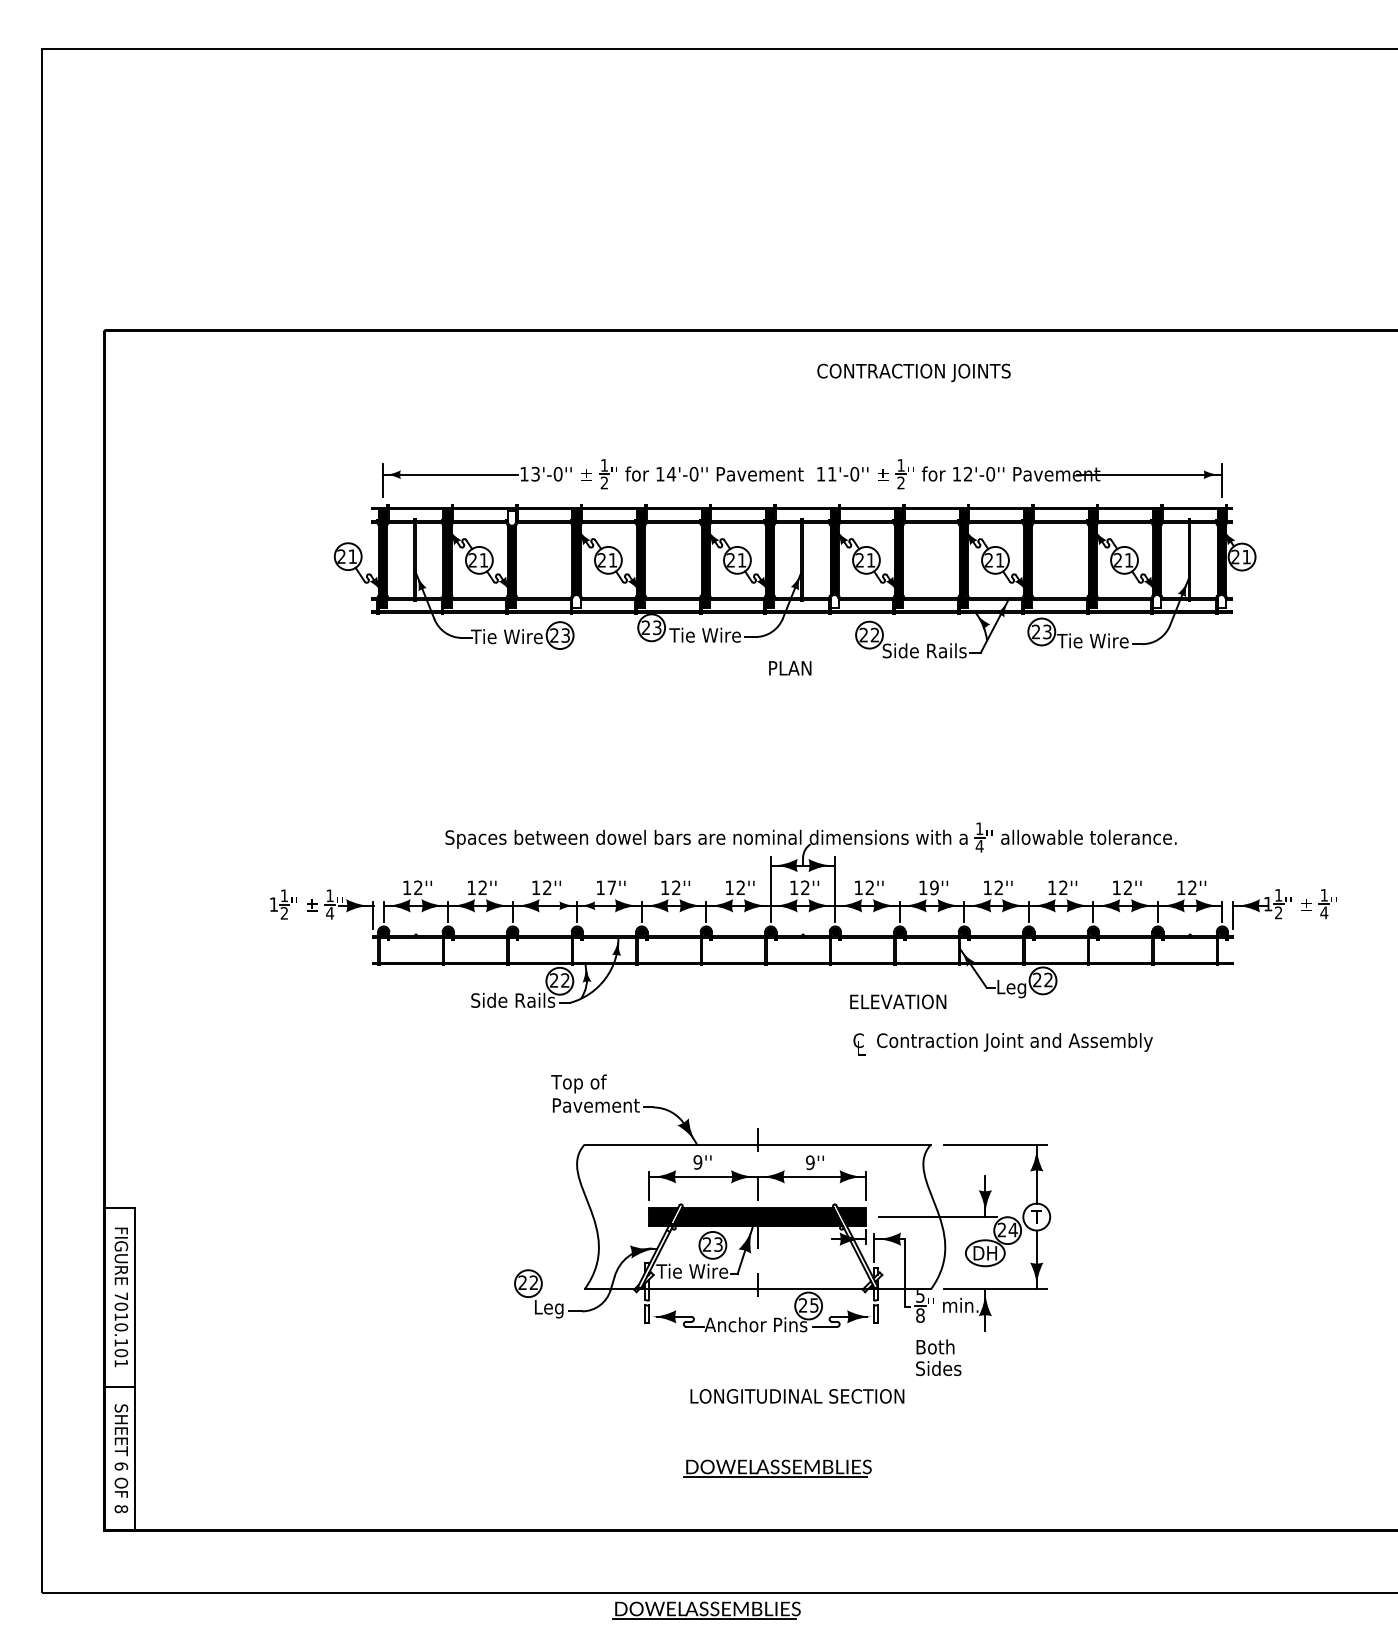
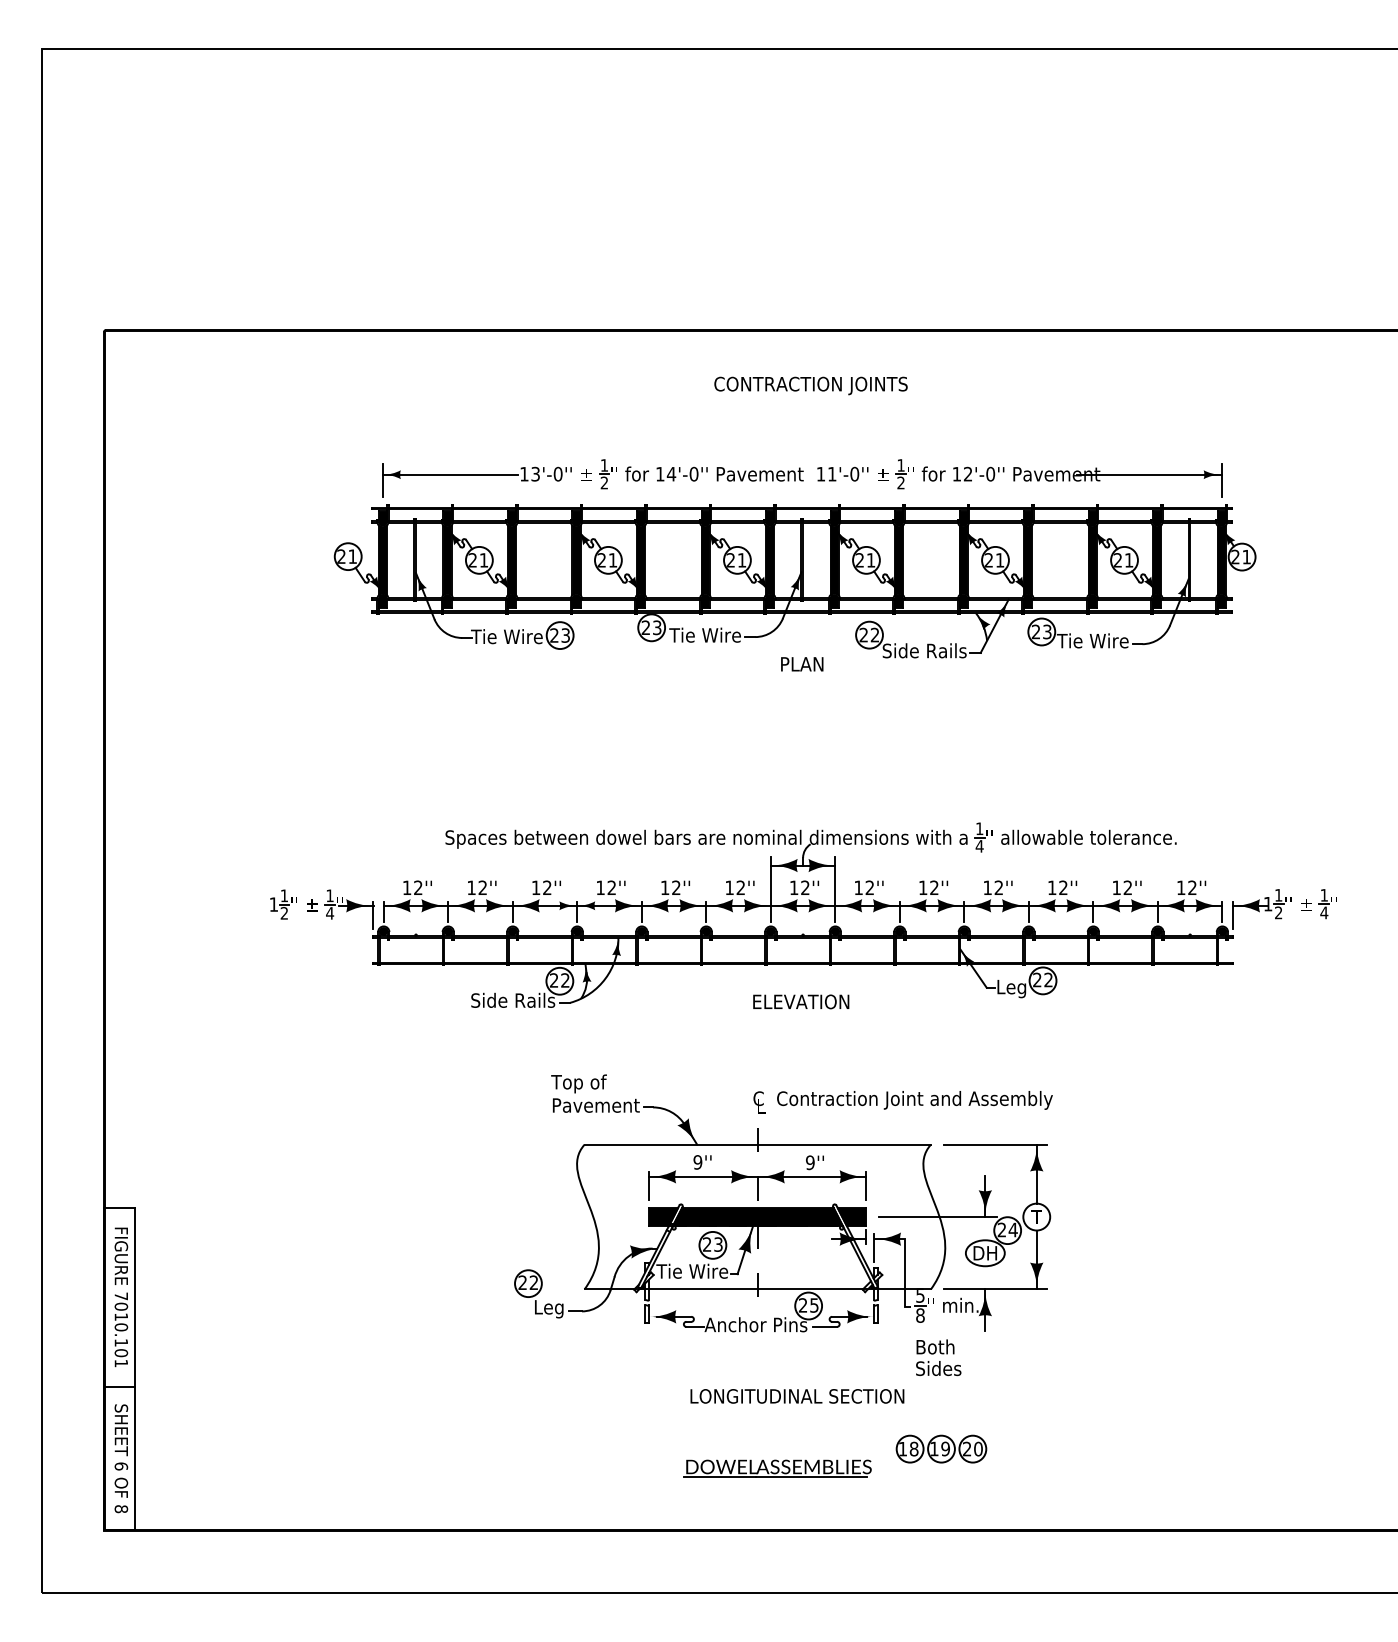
text position: (913, 372) -> (810, 385) (810, 385)
fill: none -> present (511, 518)
fill: none -> present (576, 601)
fill: none -> present (834, 601)
fill: none -> present (1157, 601)
fill: none -> present (1221, 601)
text position: (790, 668) -> (802, 664) (802, 664)
text: 17'' -> 12'' (611, 887)
text: 19'' -> 12'' (934, 887)
text position: (898, 1001) -> (801, 1001) (801, 1001)
text position: (1002, 1044) -> (902, 1102) (902, 1102)
part: none -> present (941, 1448)
part: present -> none (706, 1610)
